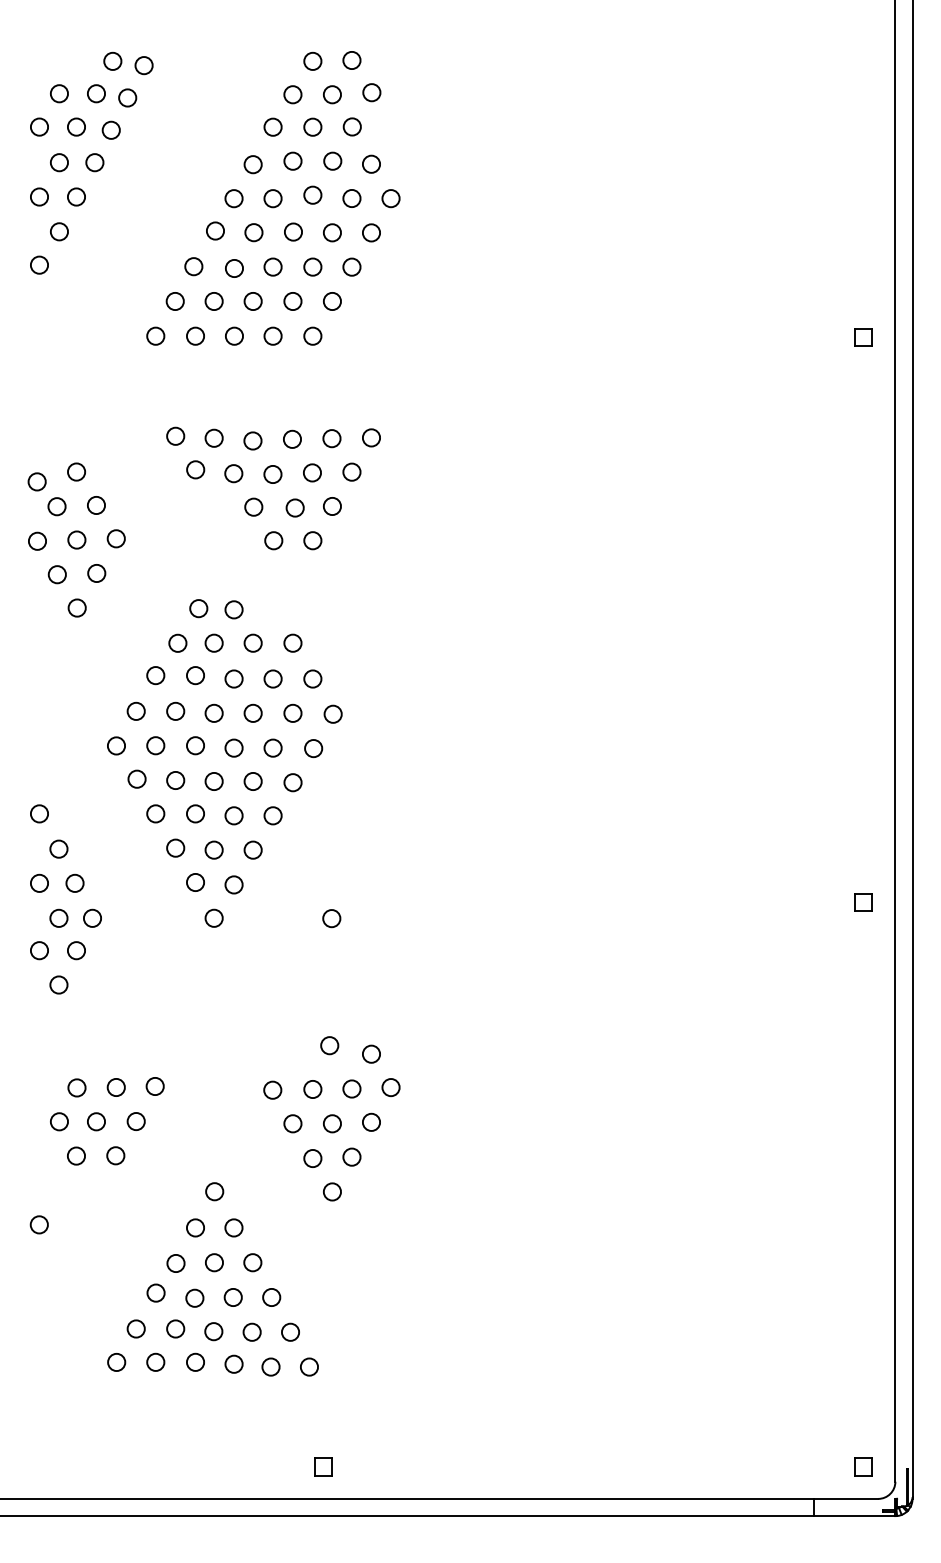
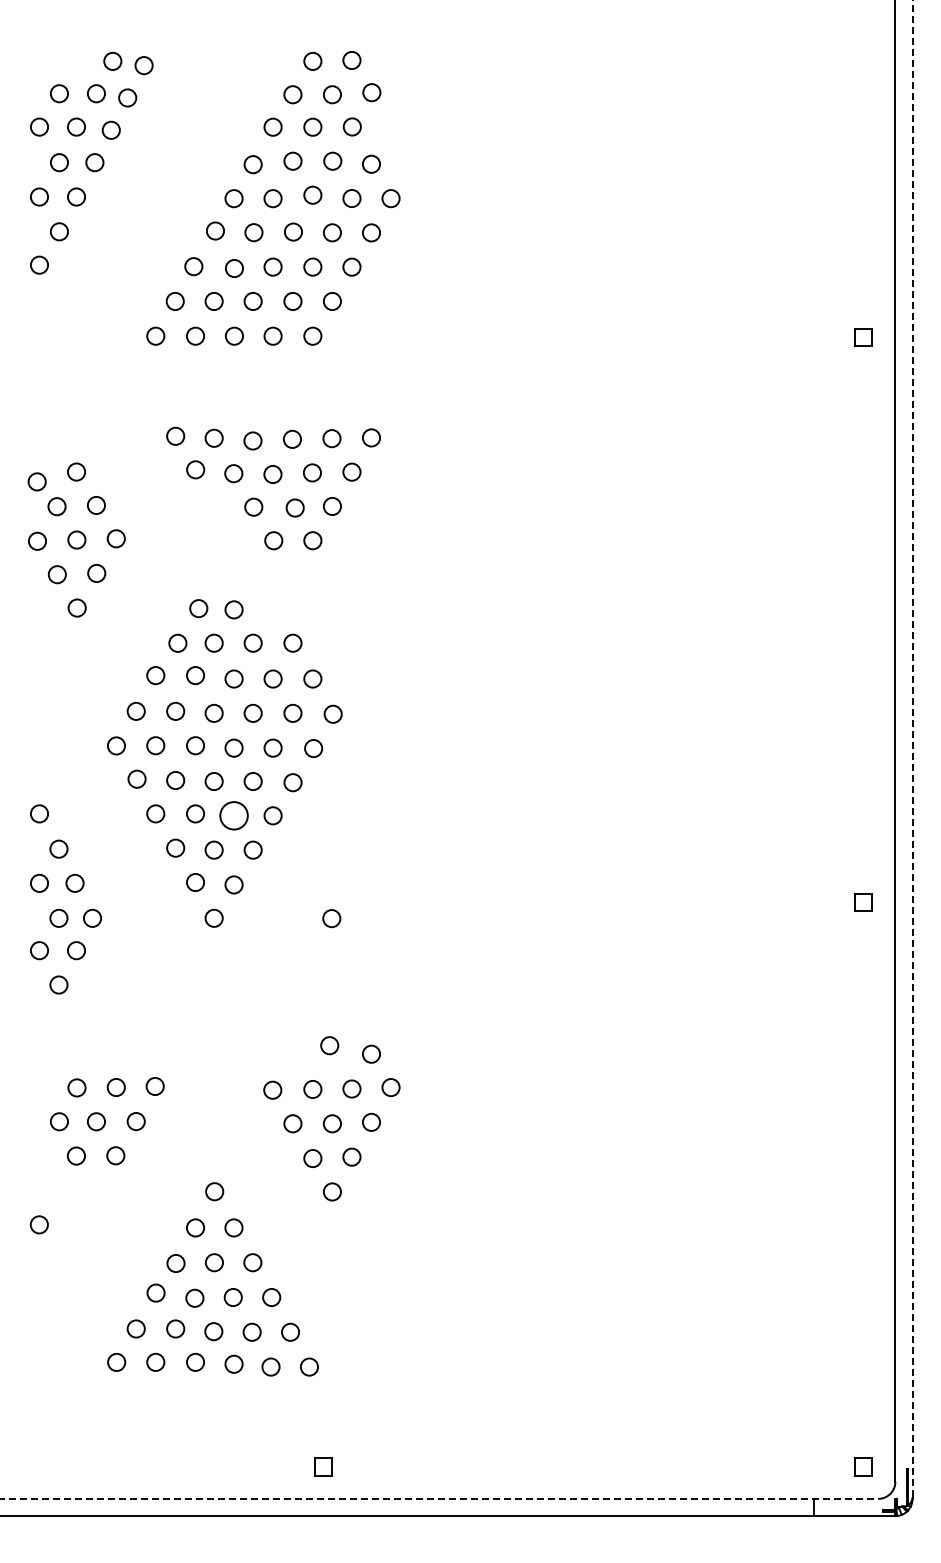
line: solid -> dashed (912, 748)
circle diameter: 17 px -> 27 px (233, 815)
line: solid -> dashed (439, 1498)
